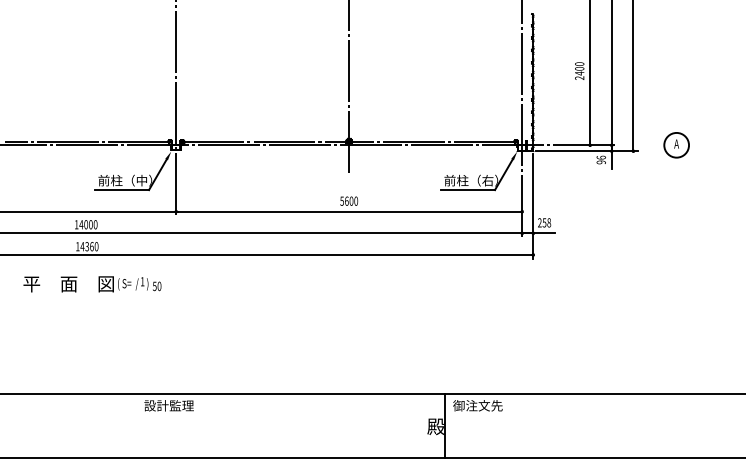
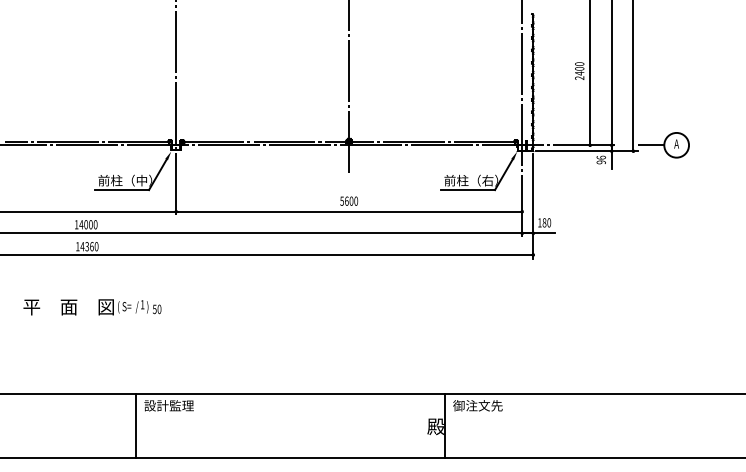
line: none -> present (651, 145)
text: 258 -> 180 (544, 222)
text position: (92, 284) -> (92, 307) (92, 307)
line: none -> present (136, 425)
